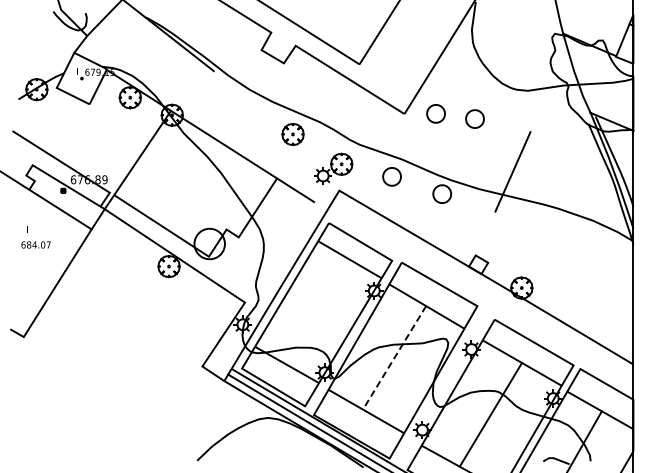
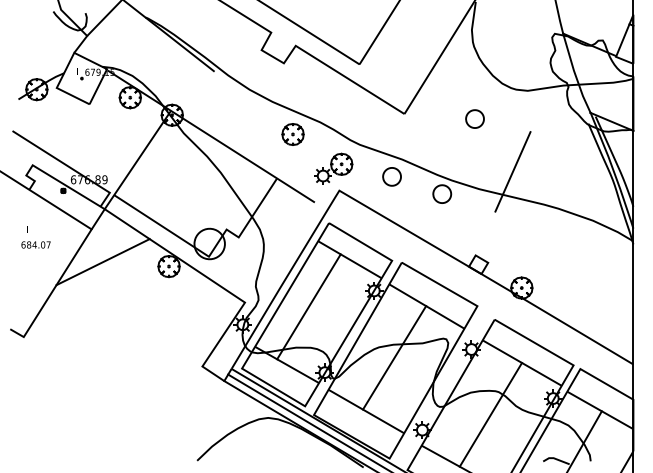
part: present -> none (435, 113)
line: none -> present (102, 262)
line: none -> present (308, 306)
line: dashed -> solid (394, 357)
